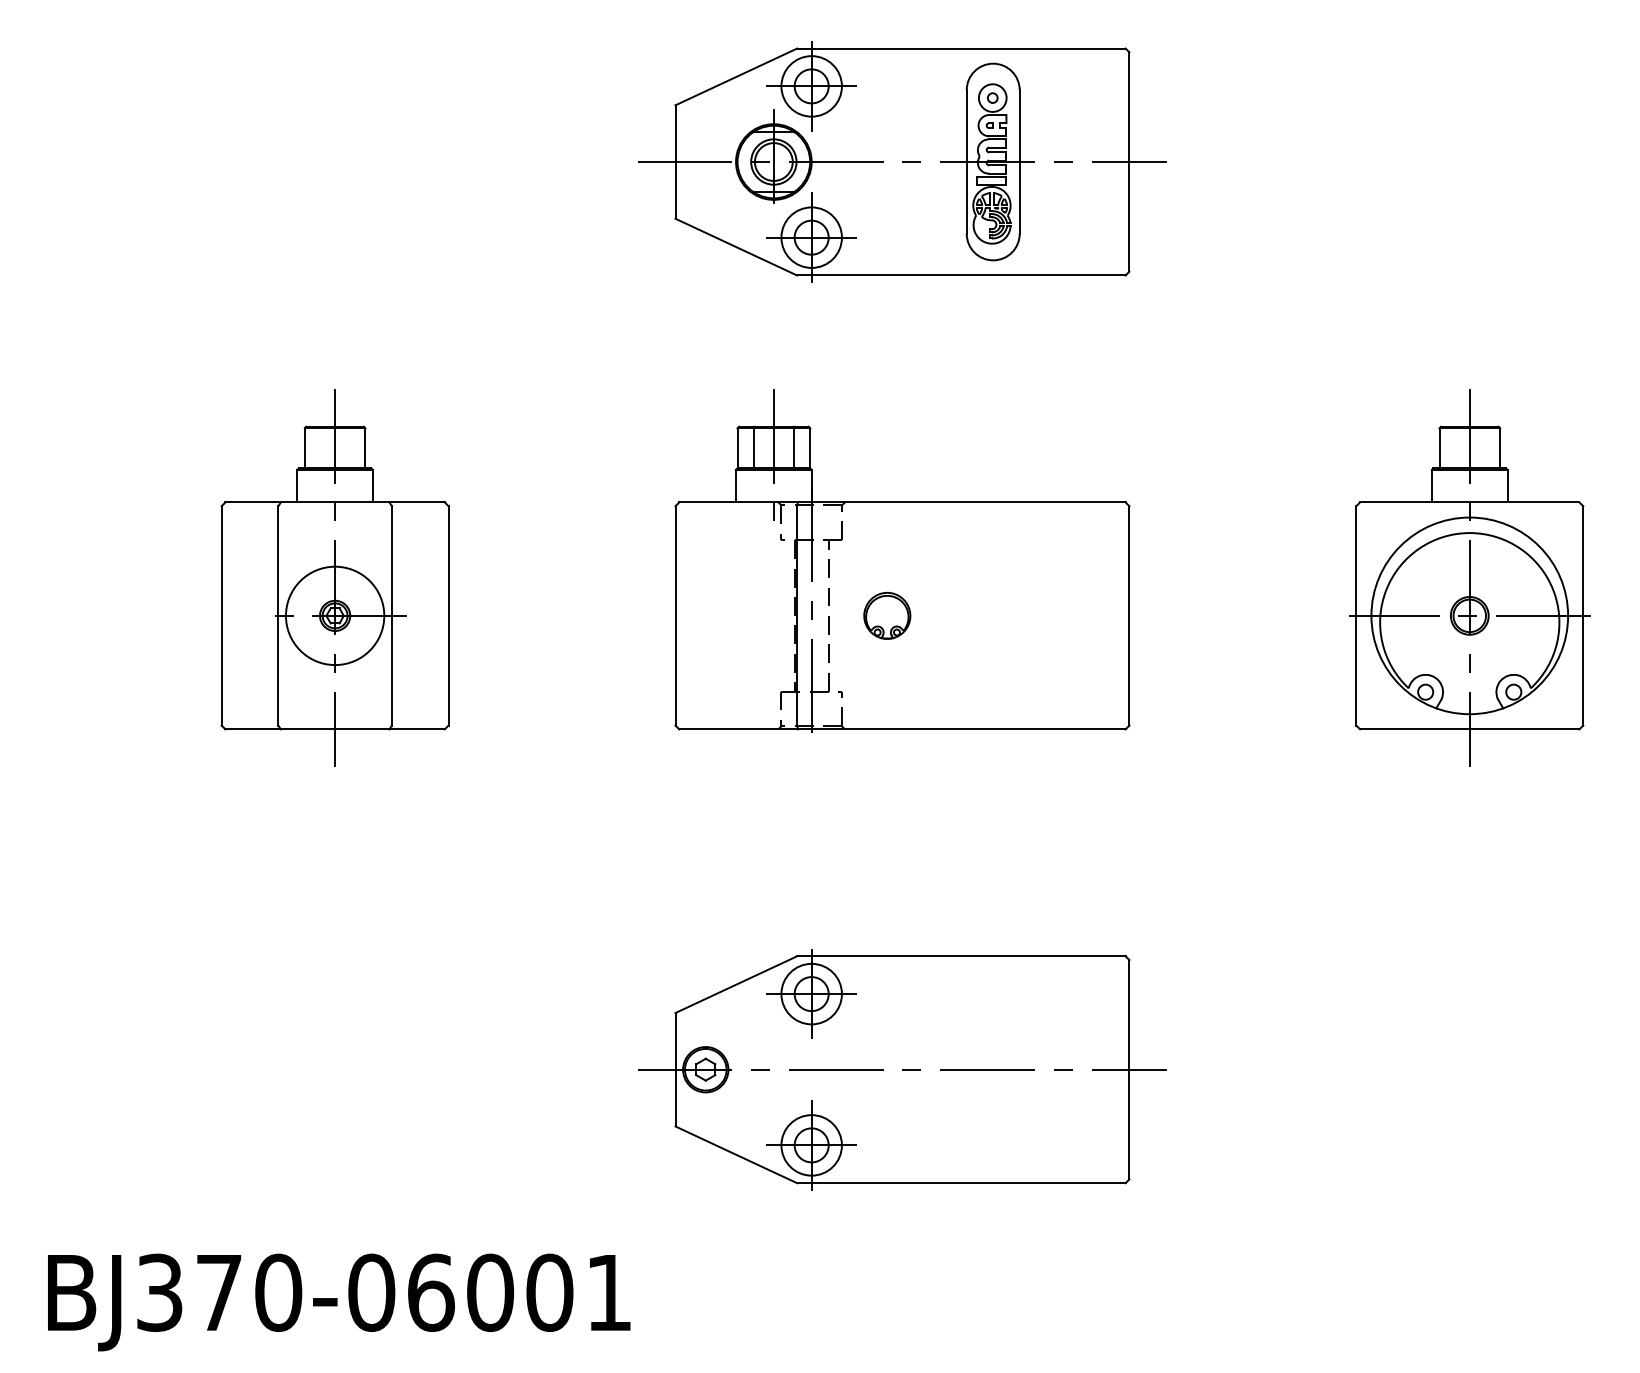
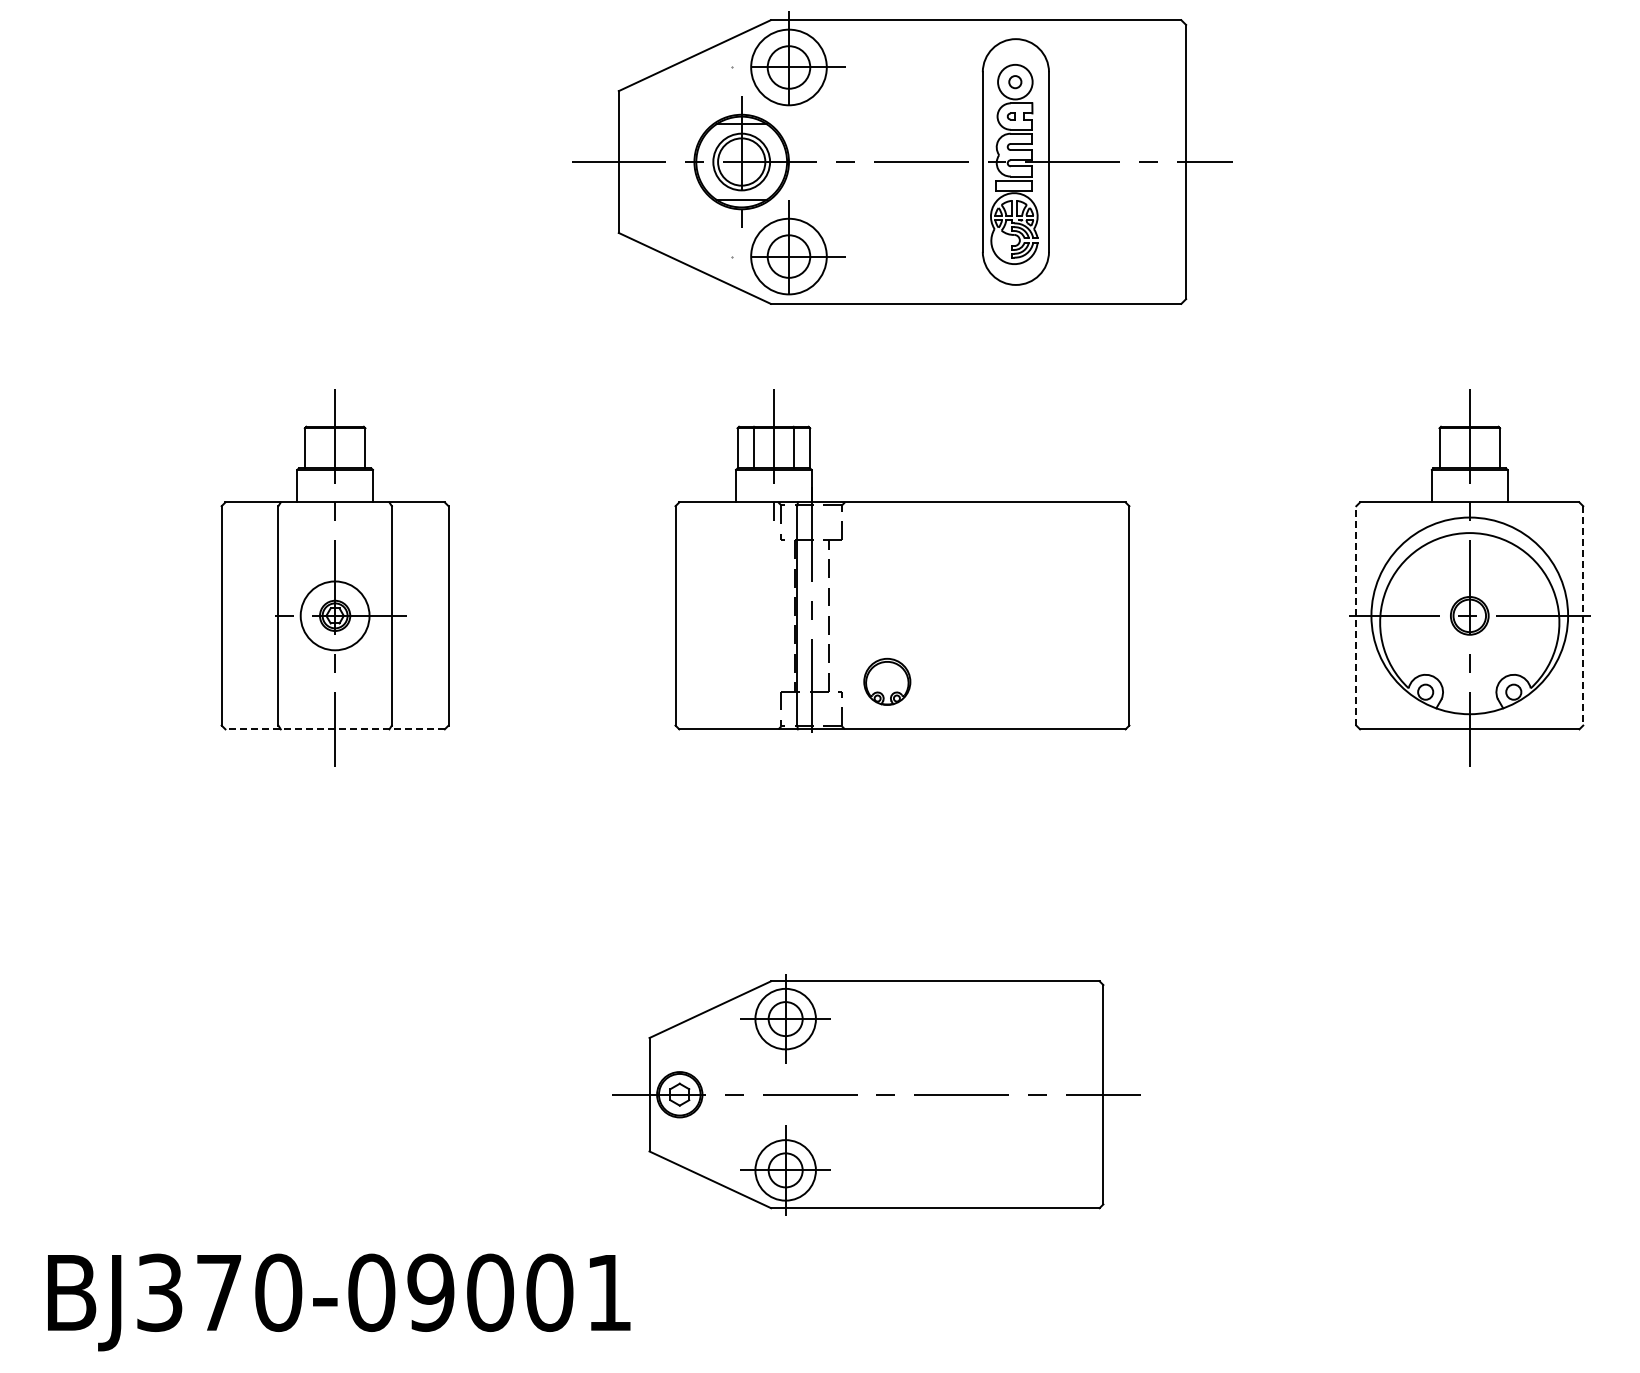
part size: 529x242 px -> 661x294 px (902, 157)
circle diameter: 98 px -> 69 px (334, 615)
part position: (887, 615) -> (887, 681) (887, 681)
line: solid -> dashed (1356, 615)
line: solid -> dashed (1583, 615)
line: solid -> dashed (335, 729)
part position: (902, 1069) -> (876, 1094) (876, 1094)
text: BJ370-06001 -> BJ370-09001 (430, 1292)
